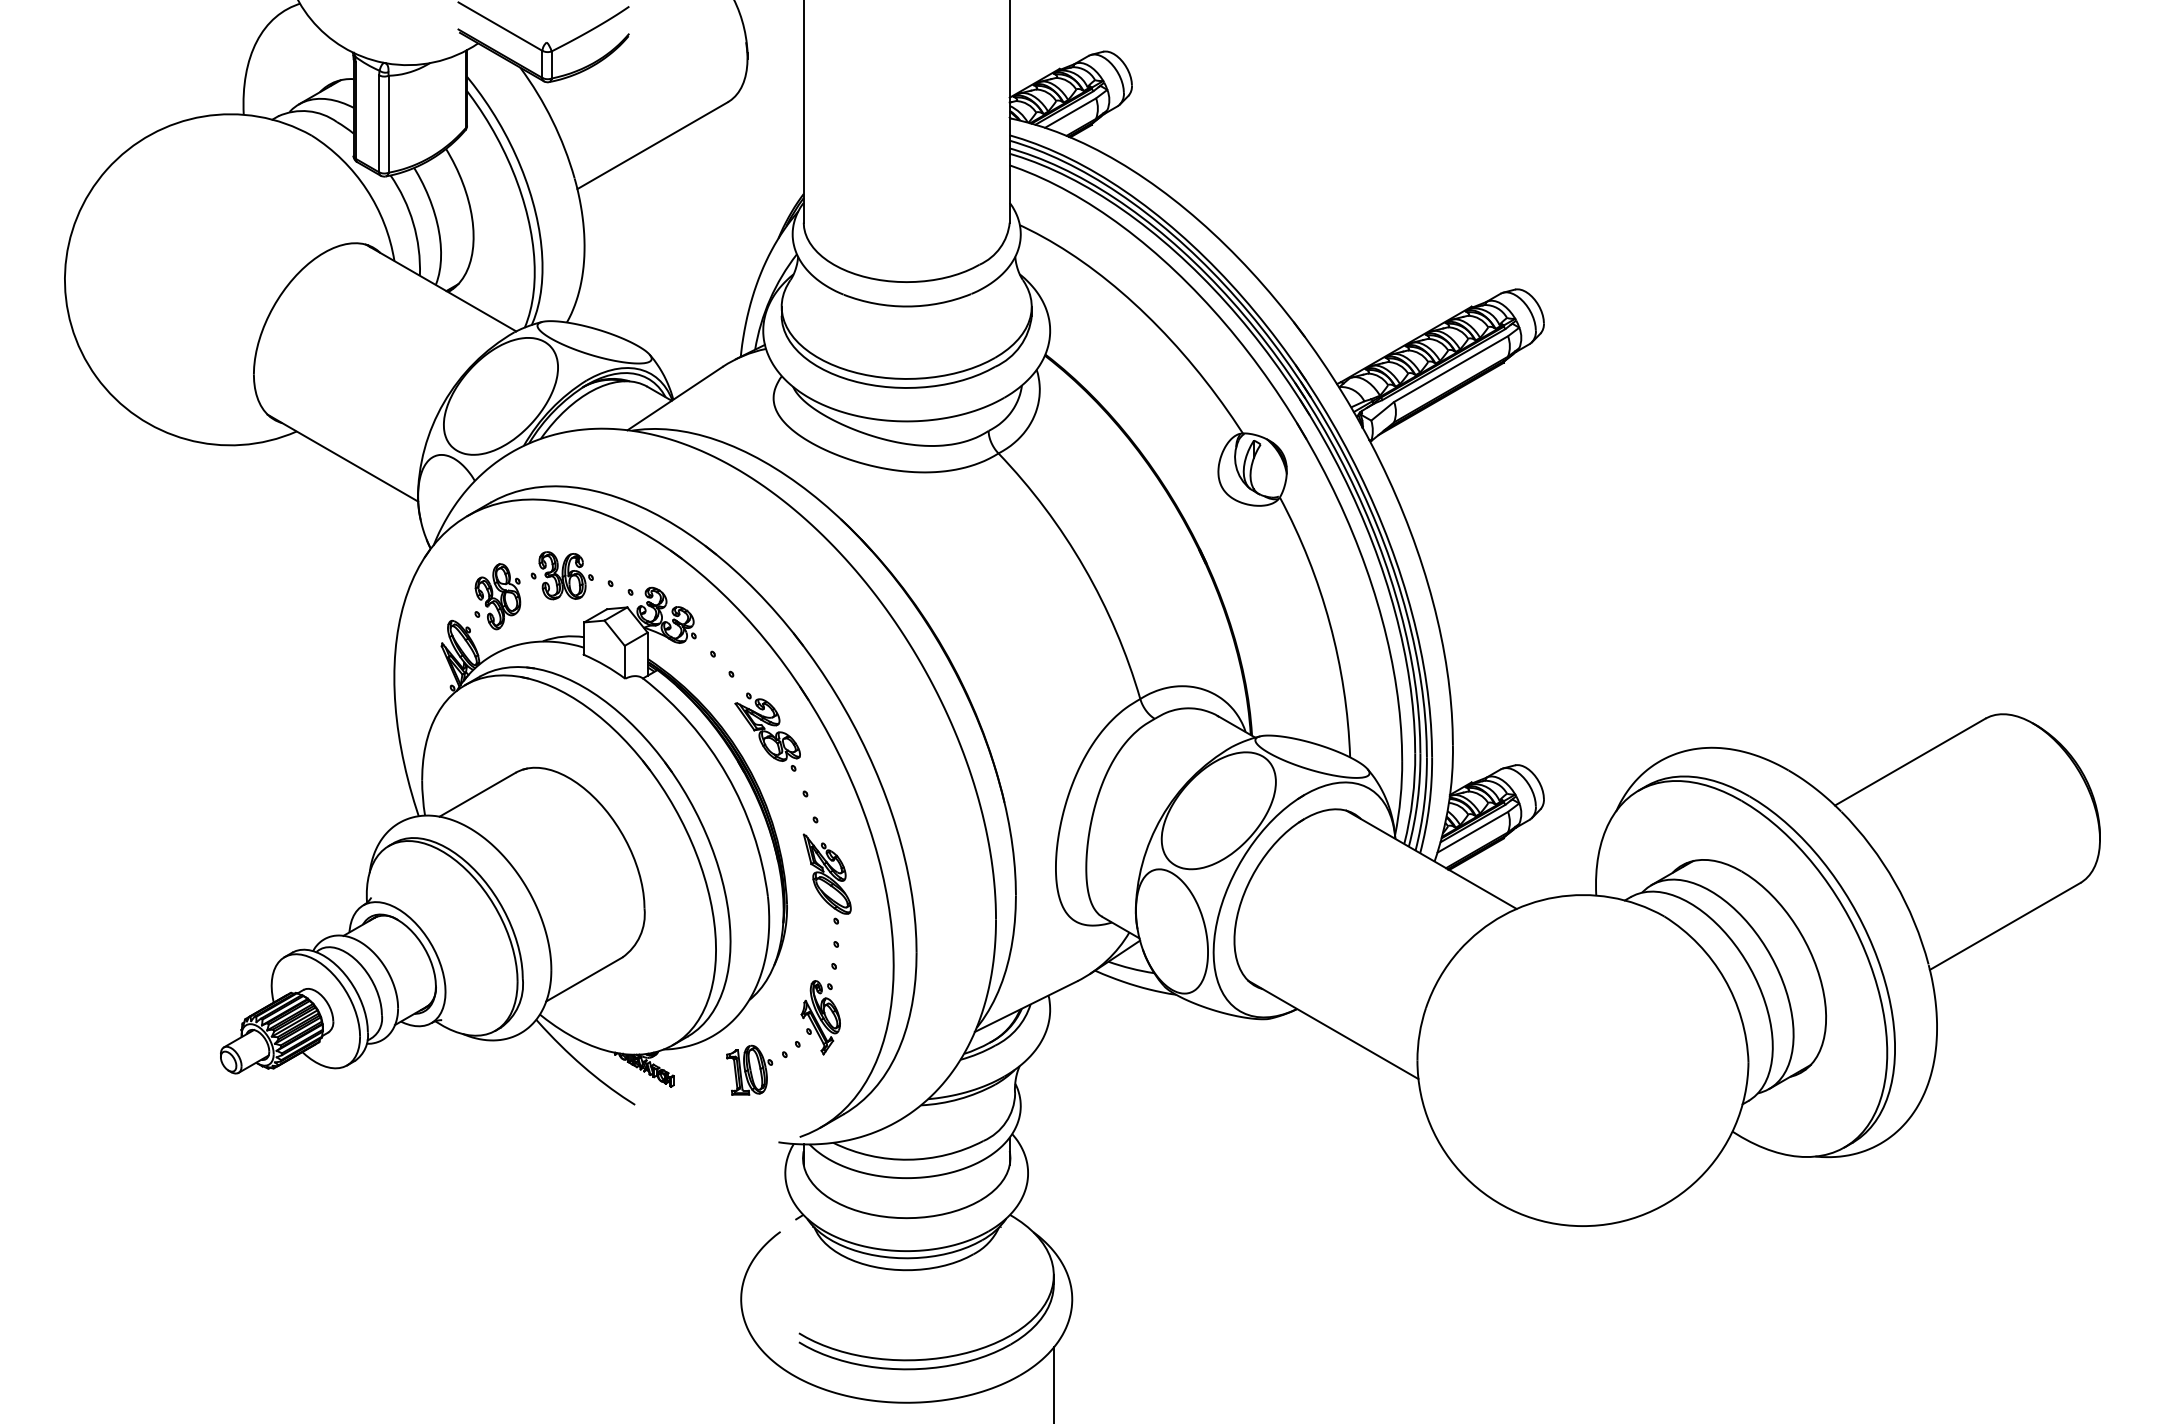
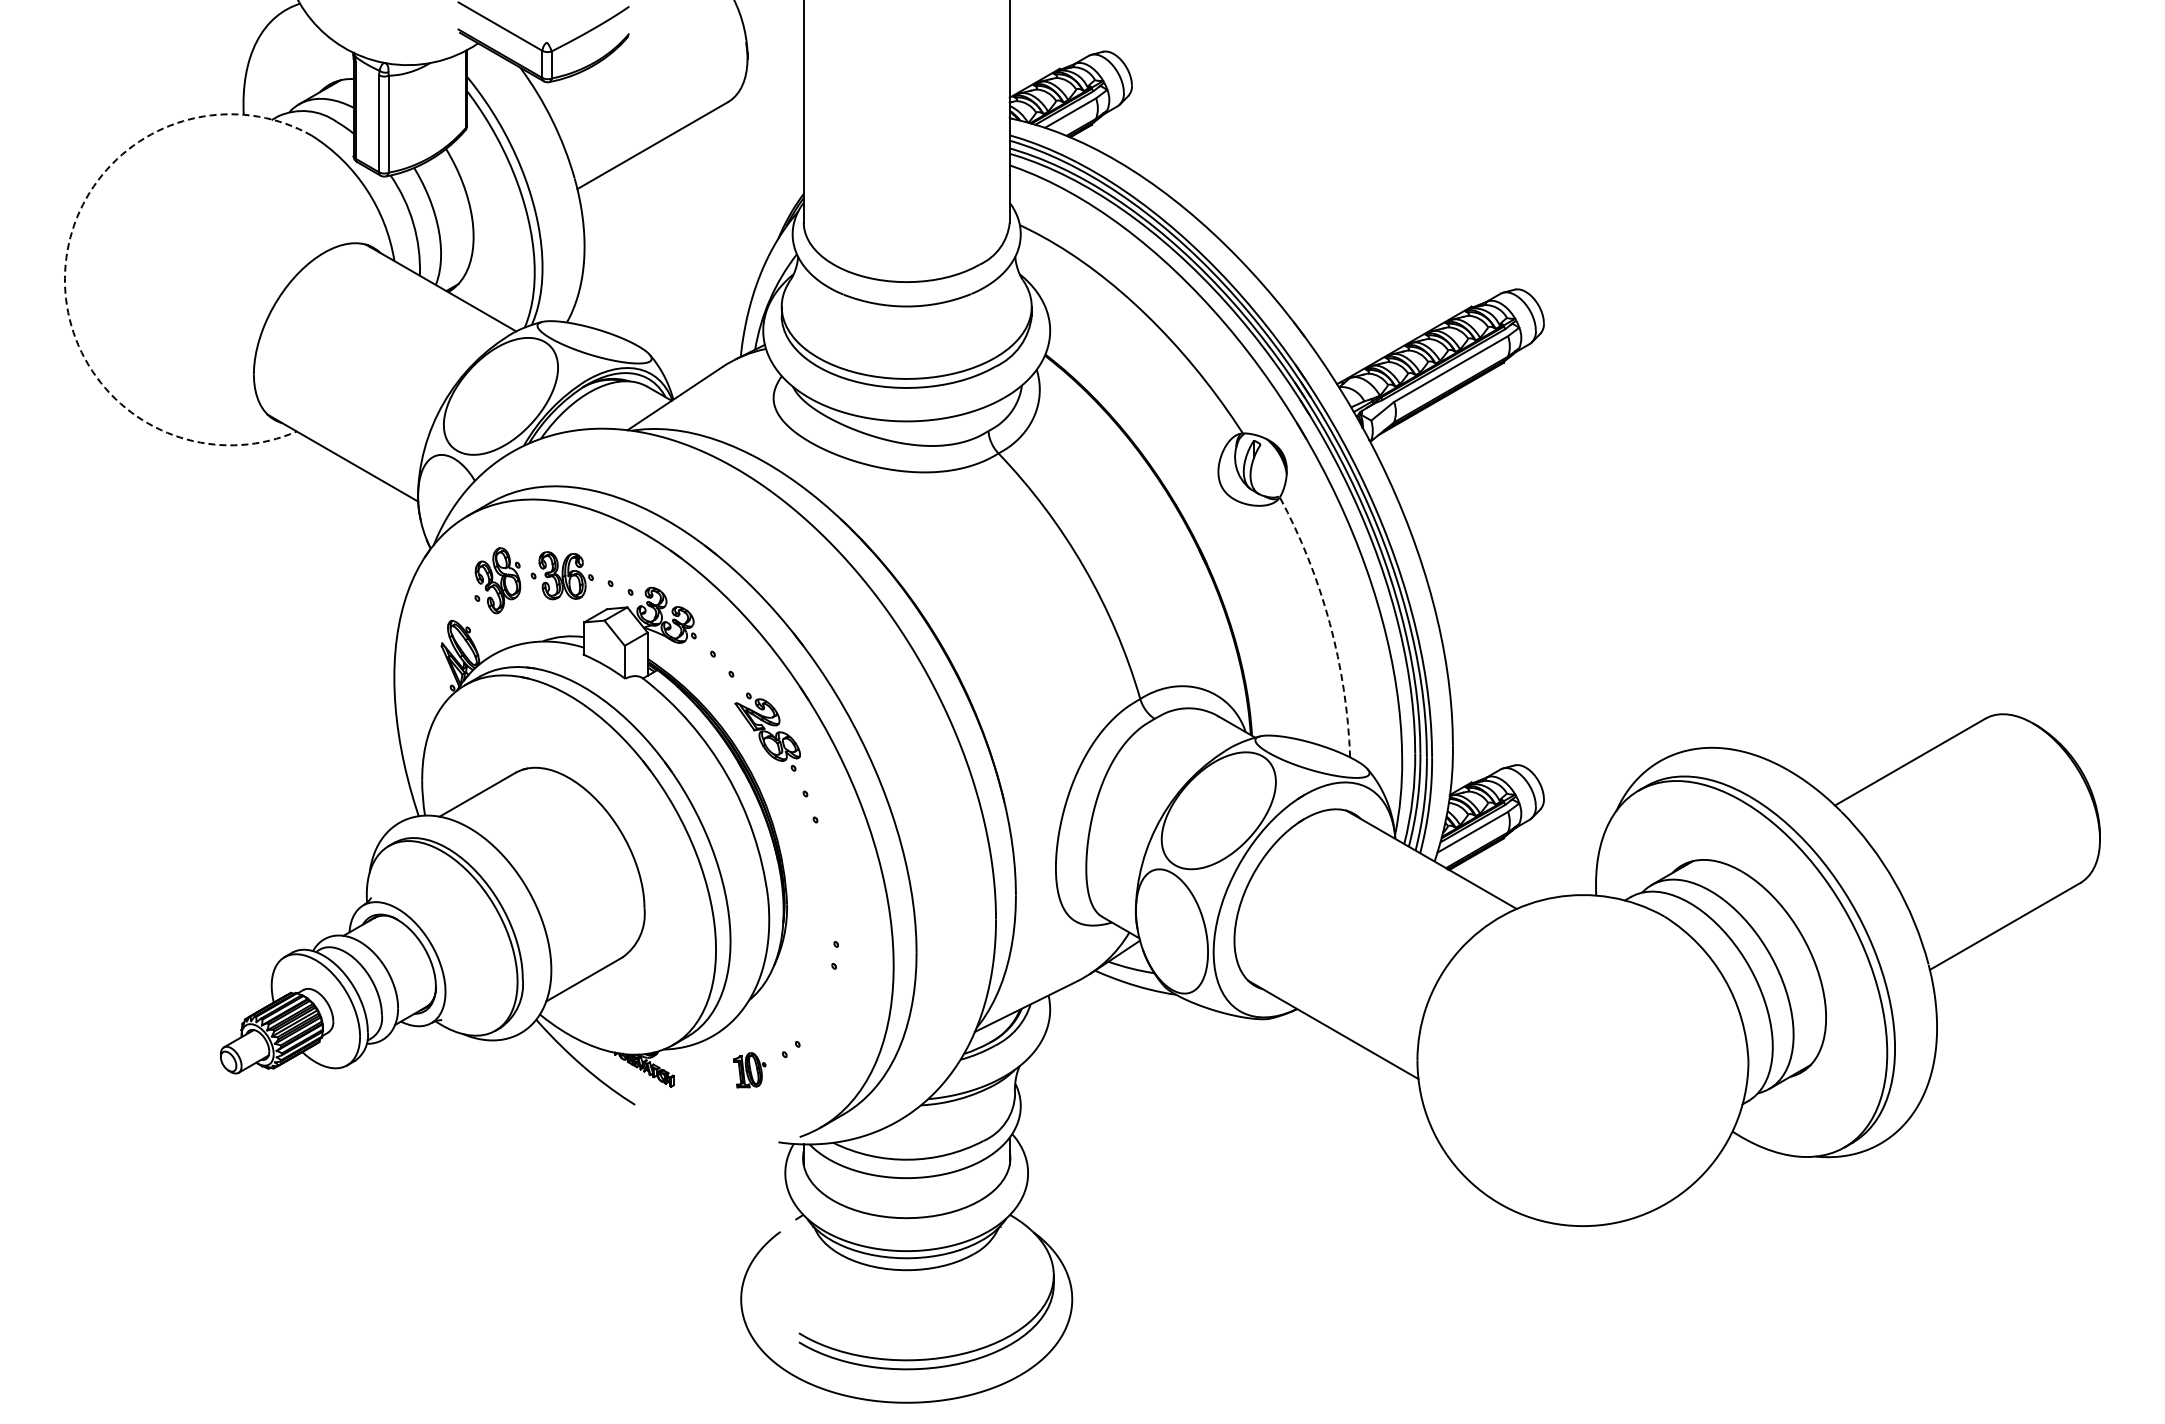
arc: solid -> dashed (65, 271)
part position: (497, 596) -> (497, 580) (497, 580)
arc: solid -> dashed (1329, 623)
part: present -> none (826, 878)
part: present -> none (820, 1017)
part size: 48x52 px -> 34x37 px (749, 1070)
line: present -> none (1053, 1383)
